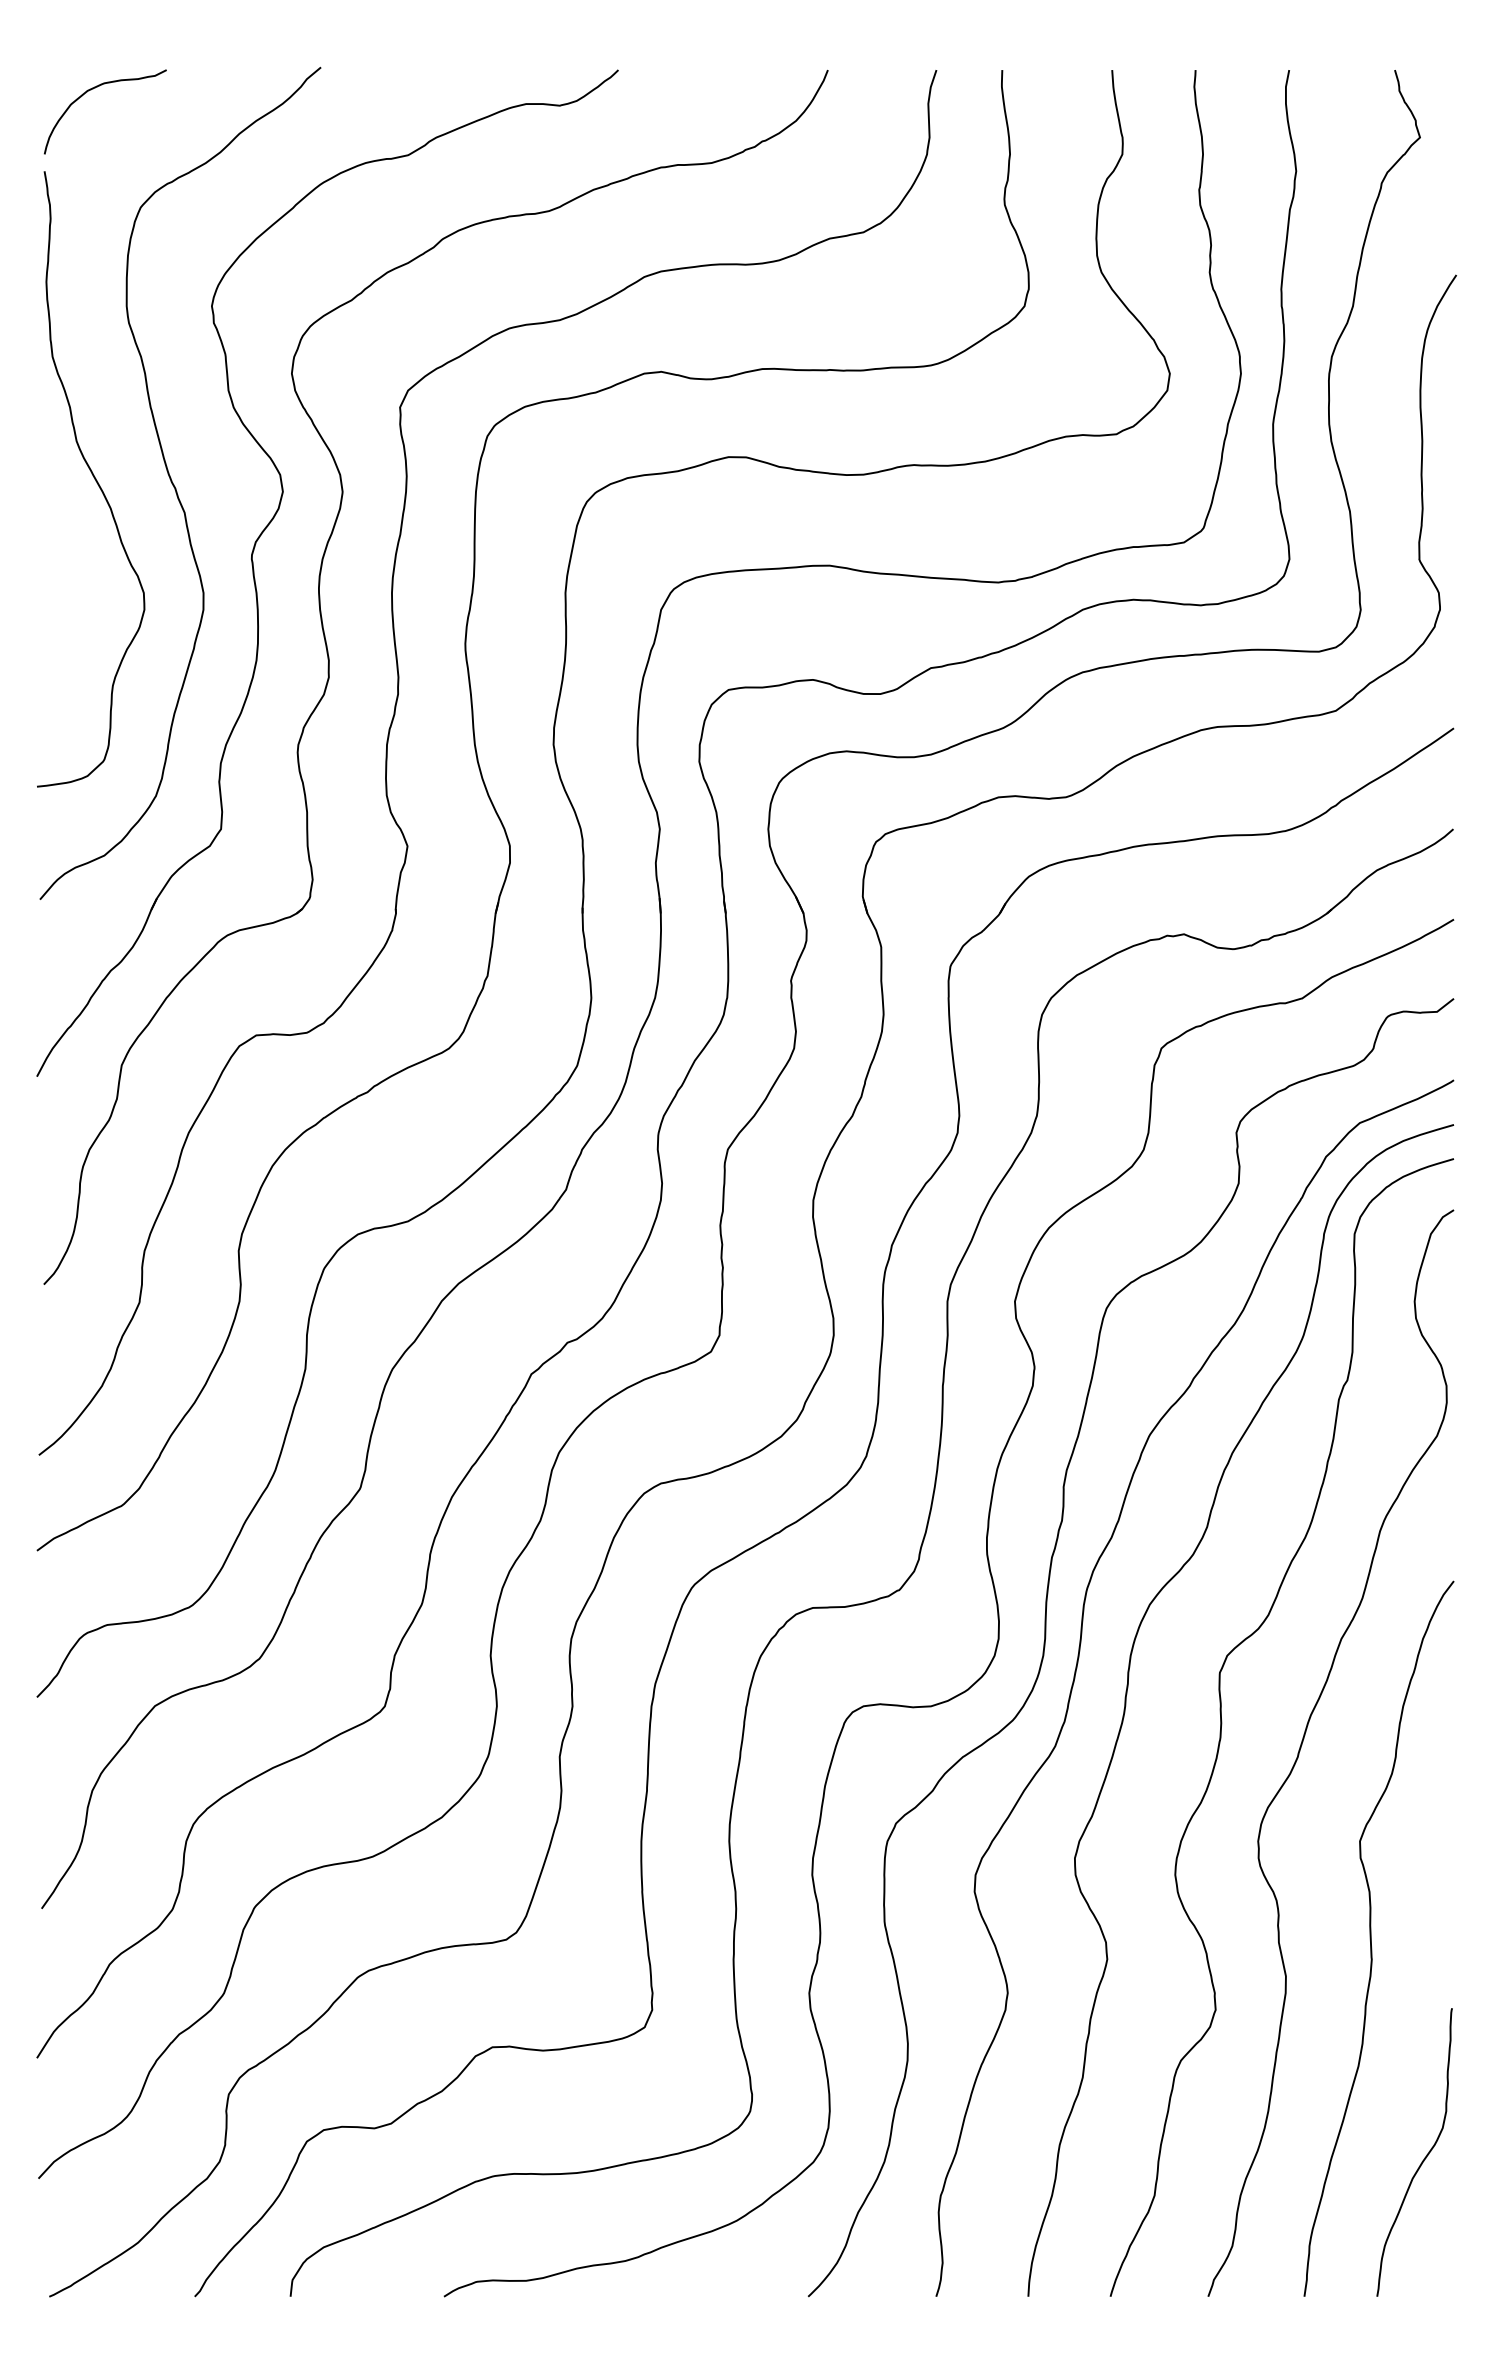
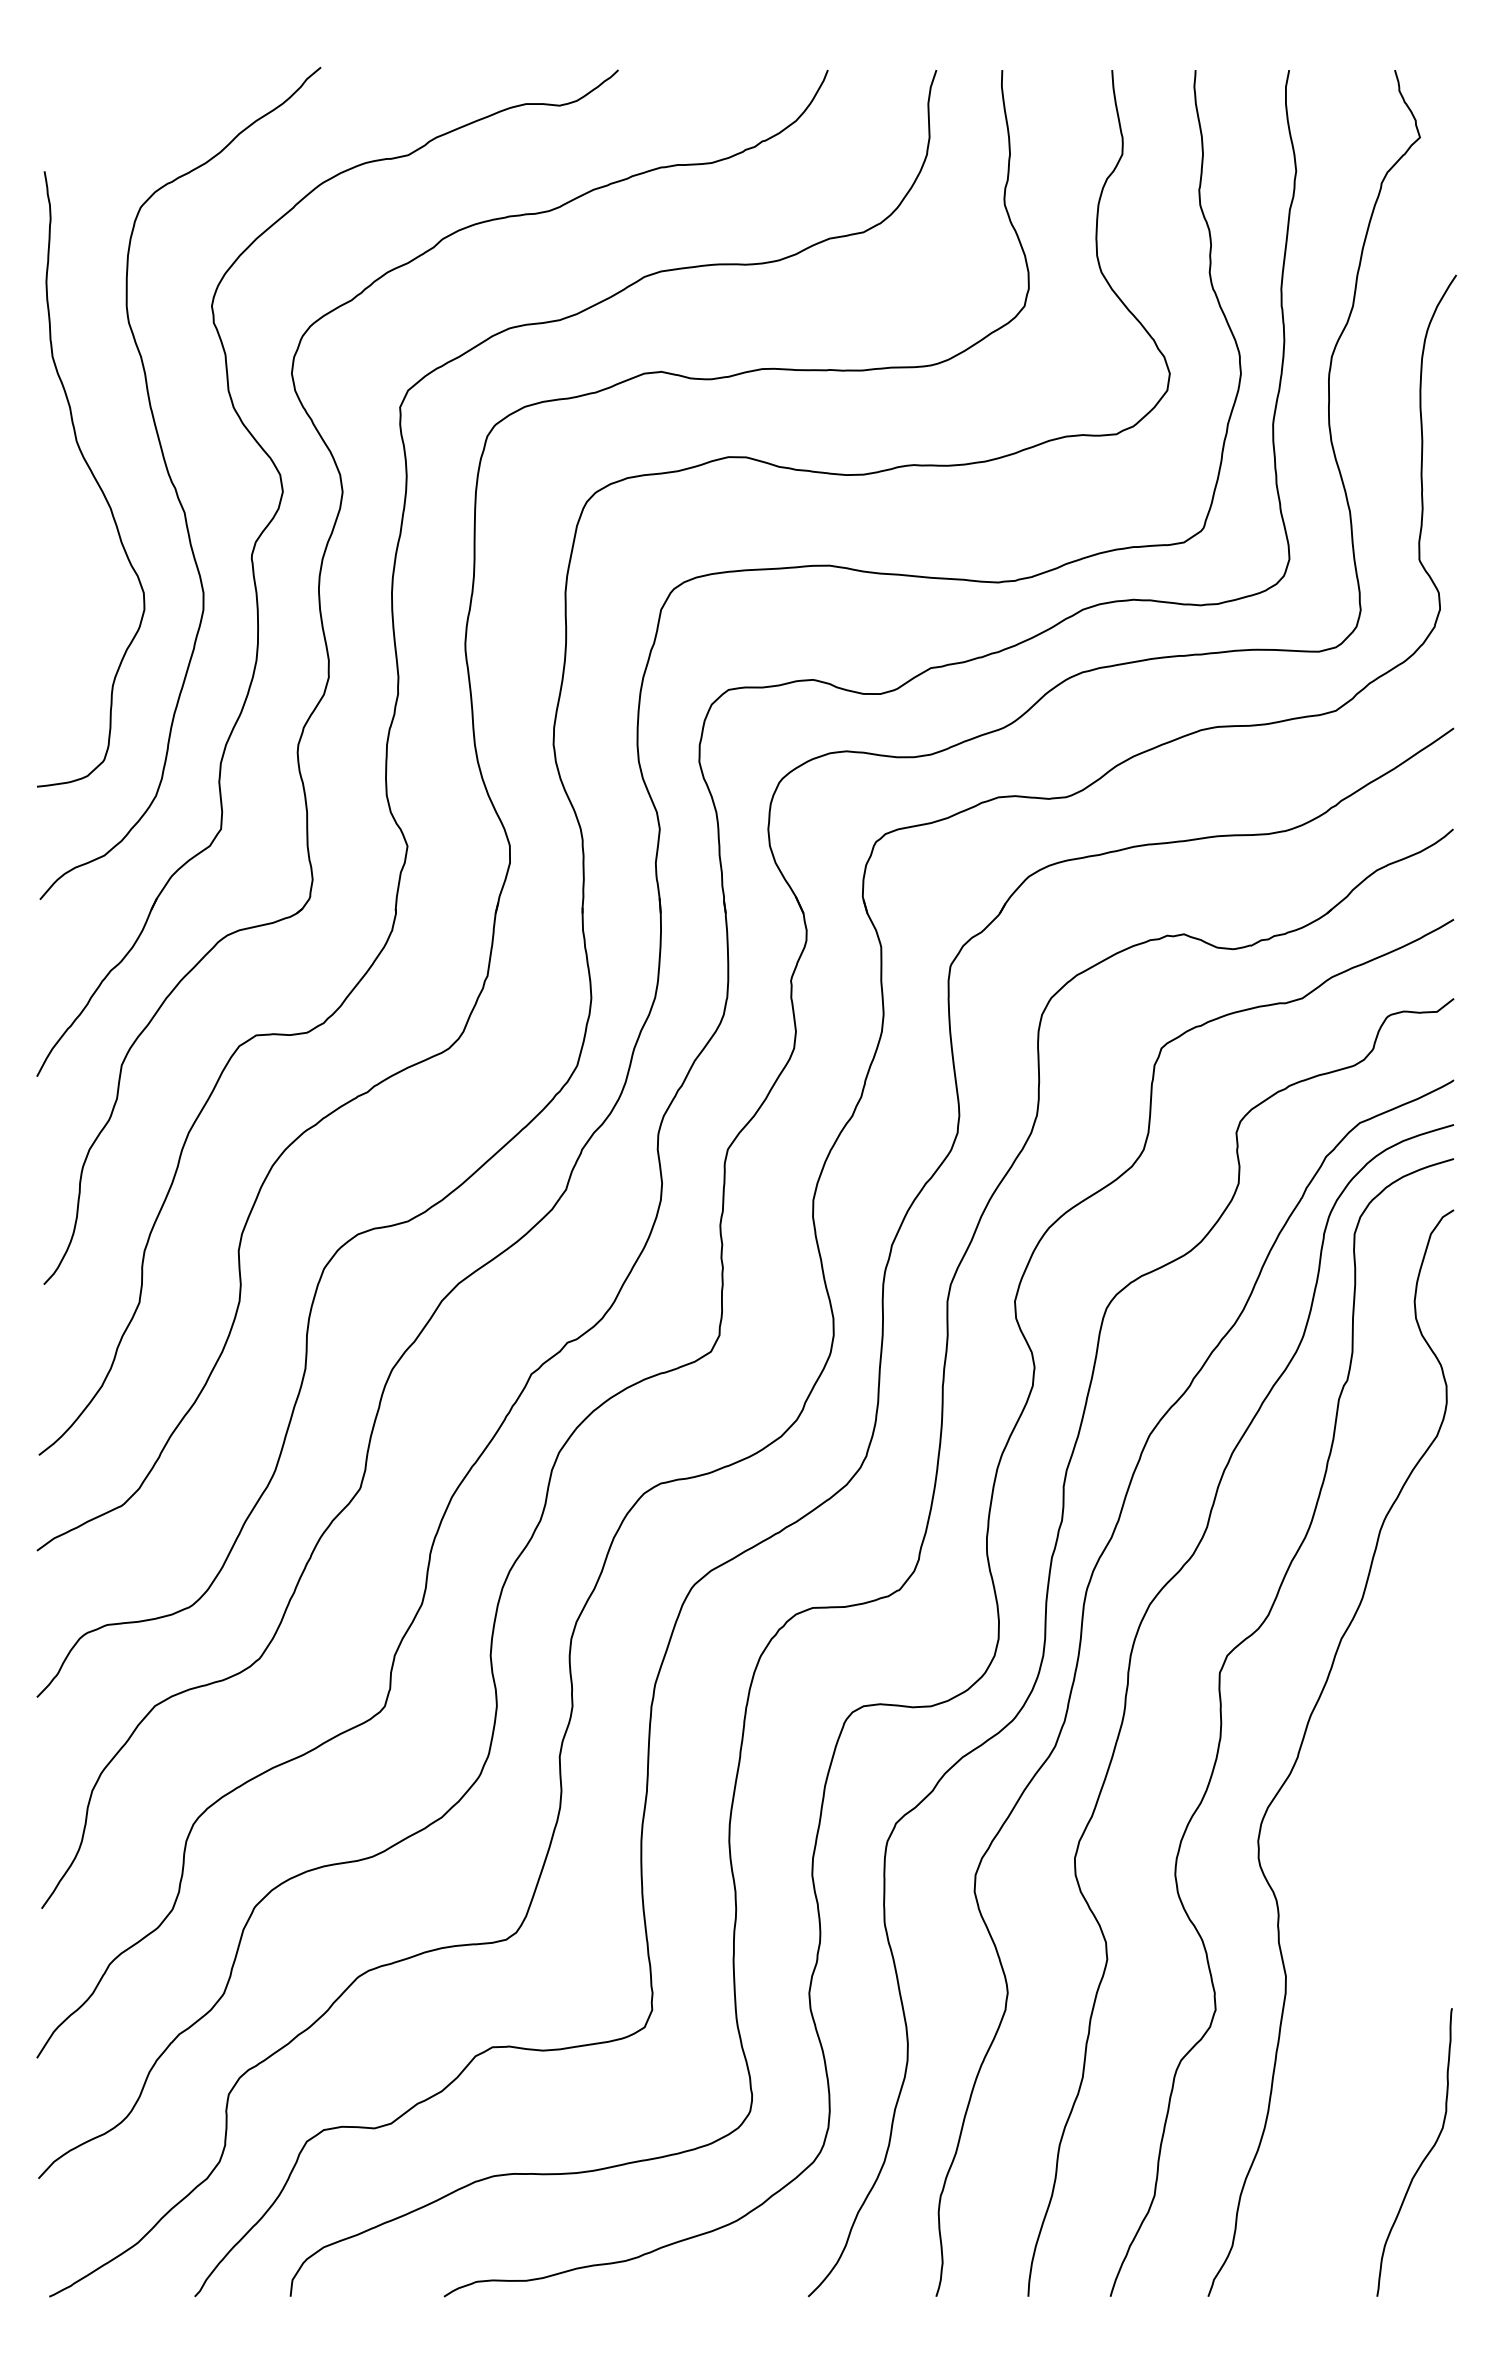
curve: present -> none (93, 89)
curve: present -> none (1371, 1938)
